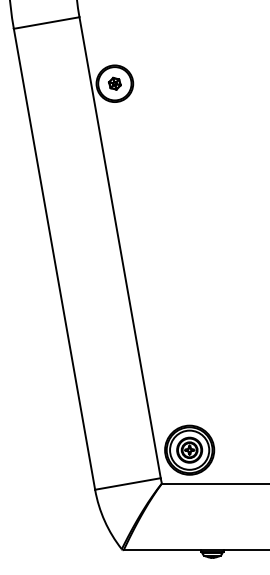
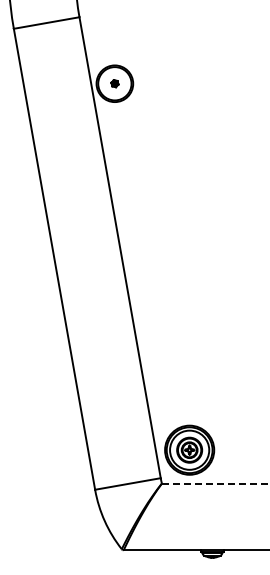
part size: 14x15 px -> 10x10 px (114, 83)
line: solid -> dashed (215, 483)
